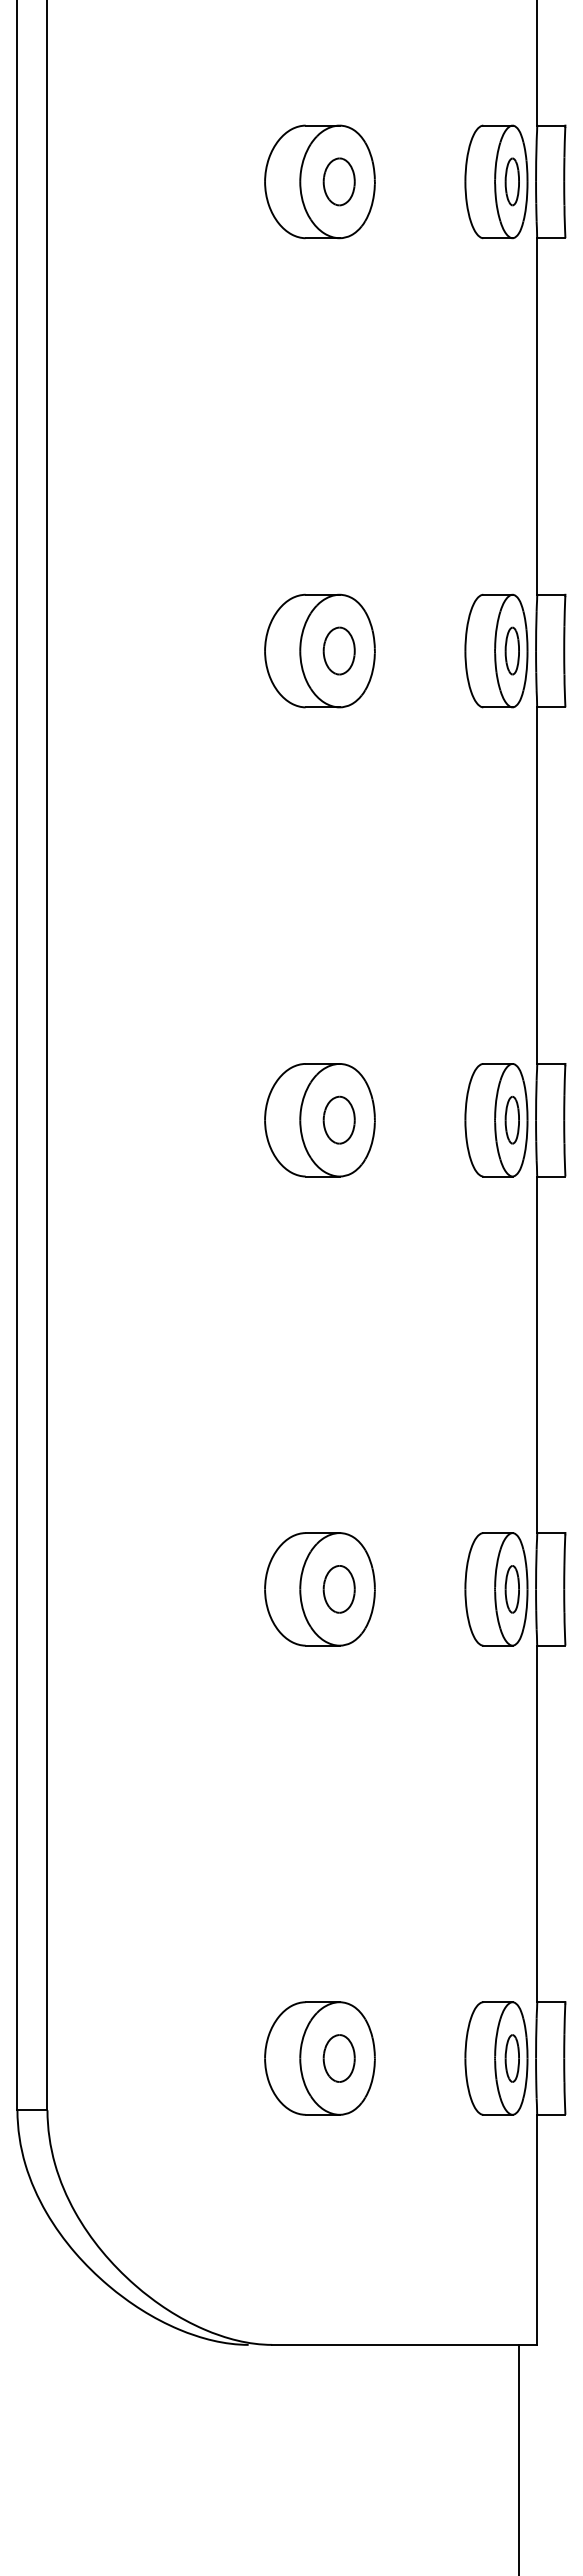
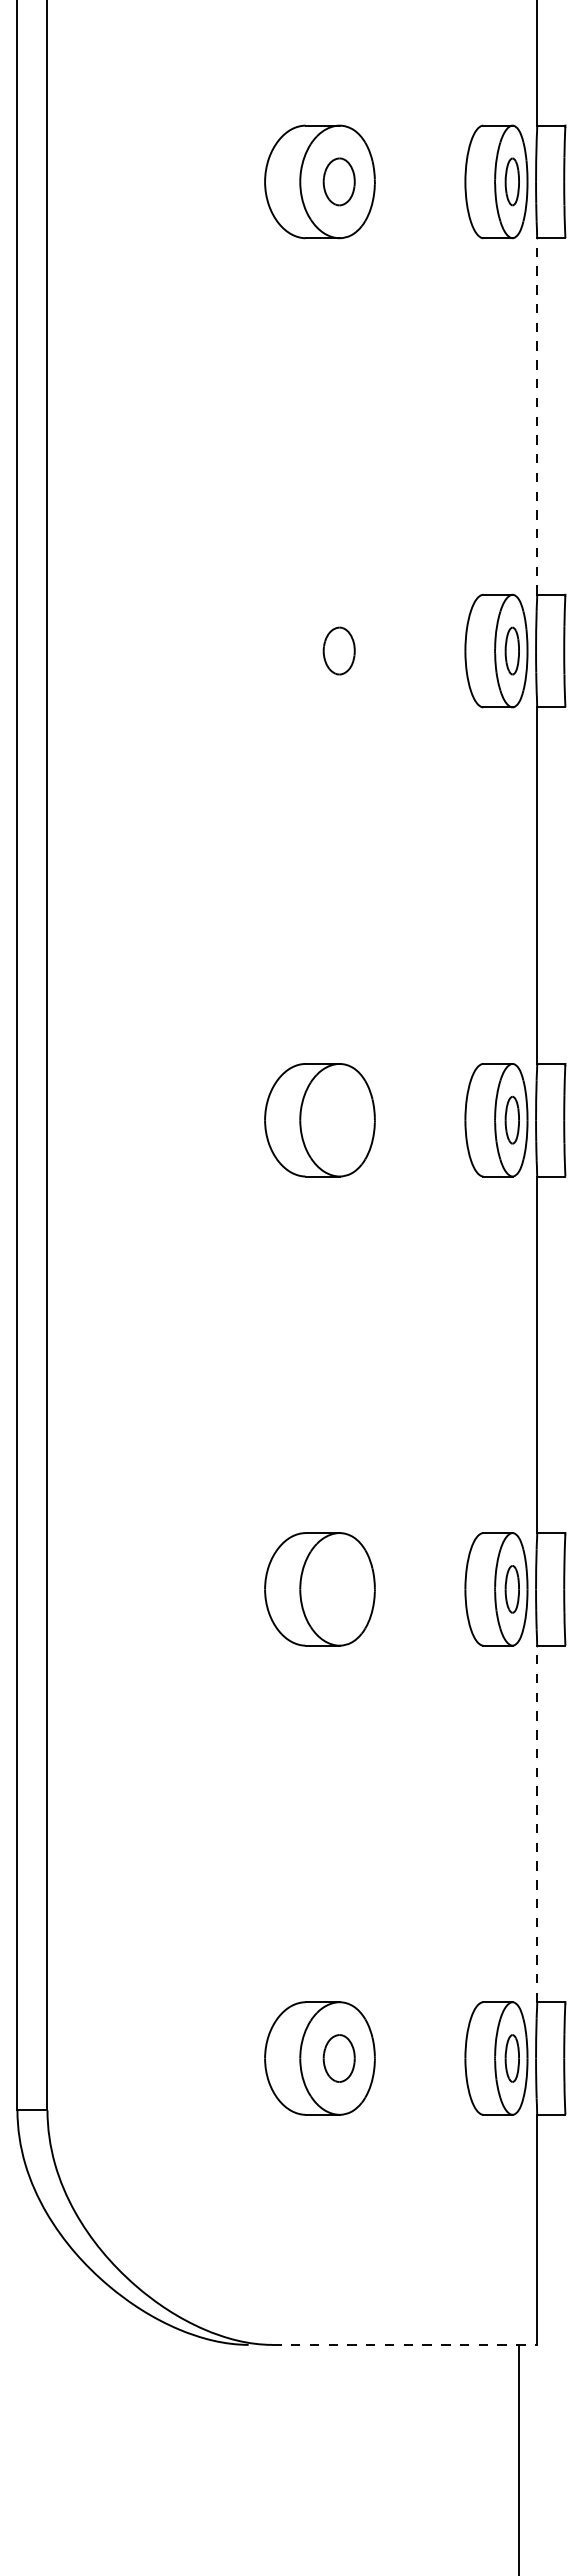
line: solid -> dashed (537, 416)
part: present -> none (319, 650)
part: present -> none (338, 1119)
part: present -> none (338, 1589)
line: solid -> dashed (537, 1823)
line: solid -> dashed (405, 2344)
